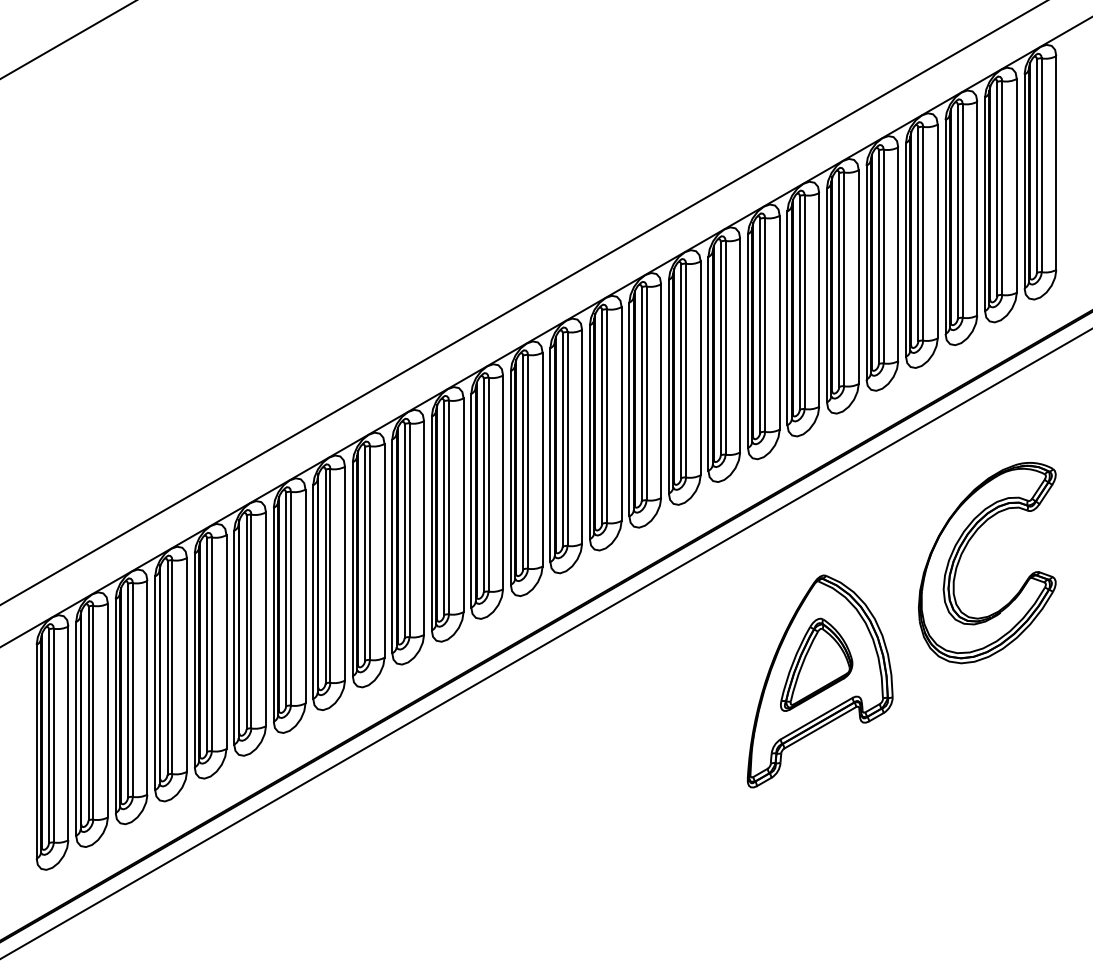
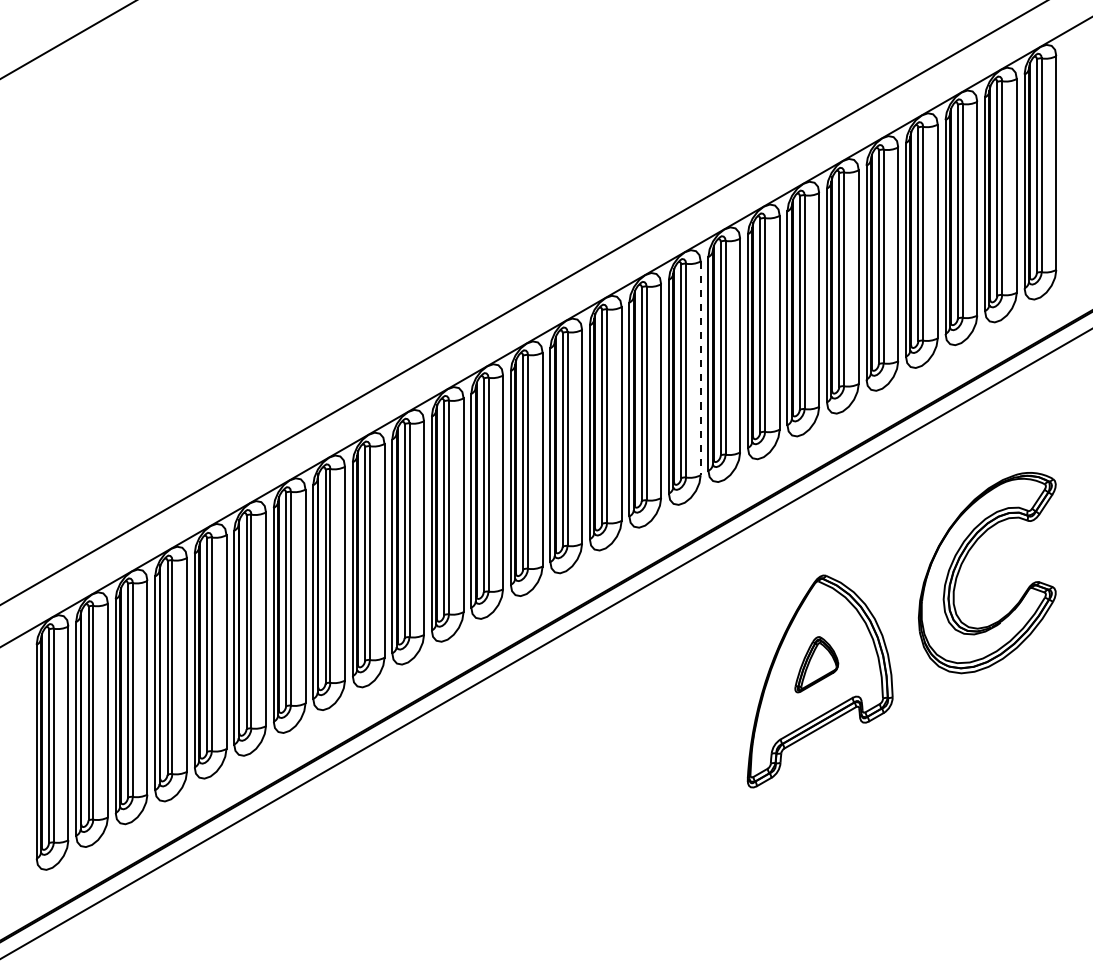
line: solid -> dashed (700, 368)
part position: (964, 551) -> (964, 561) (964, 561)
part size: 74x95 px -> 46x58 px (816, 664)
